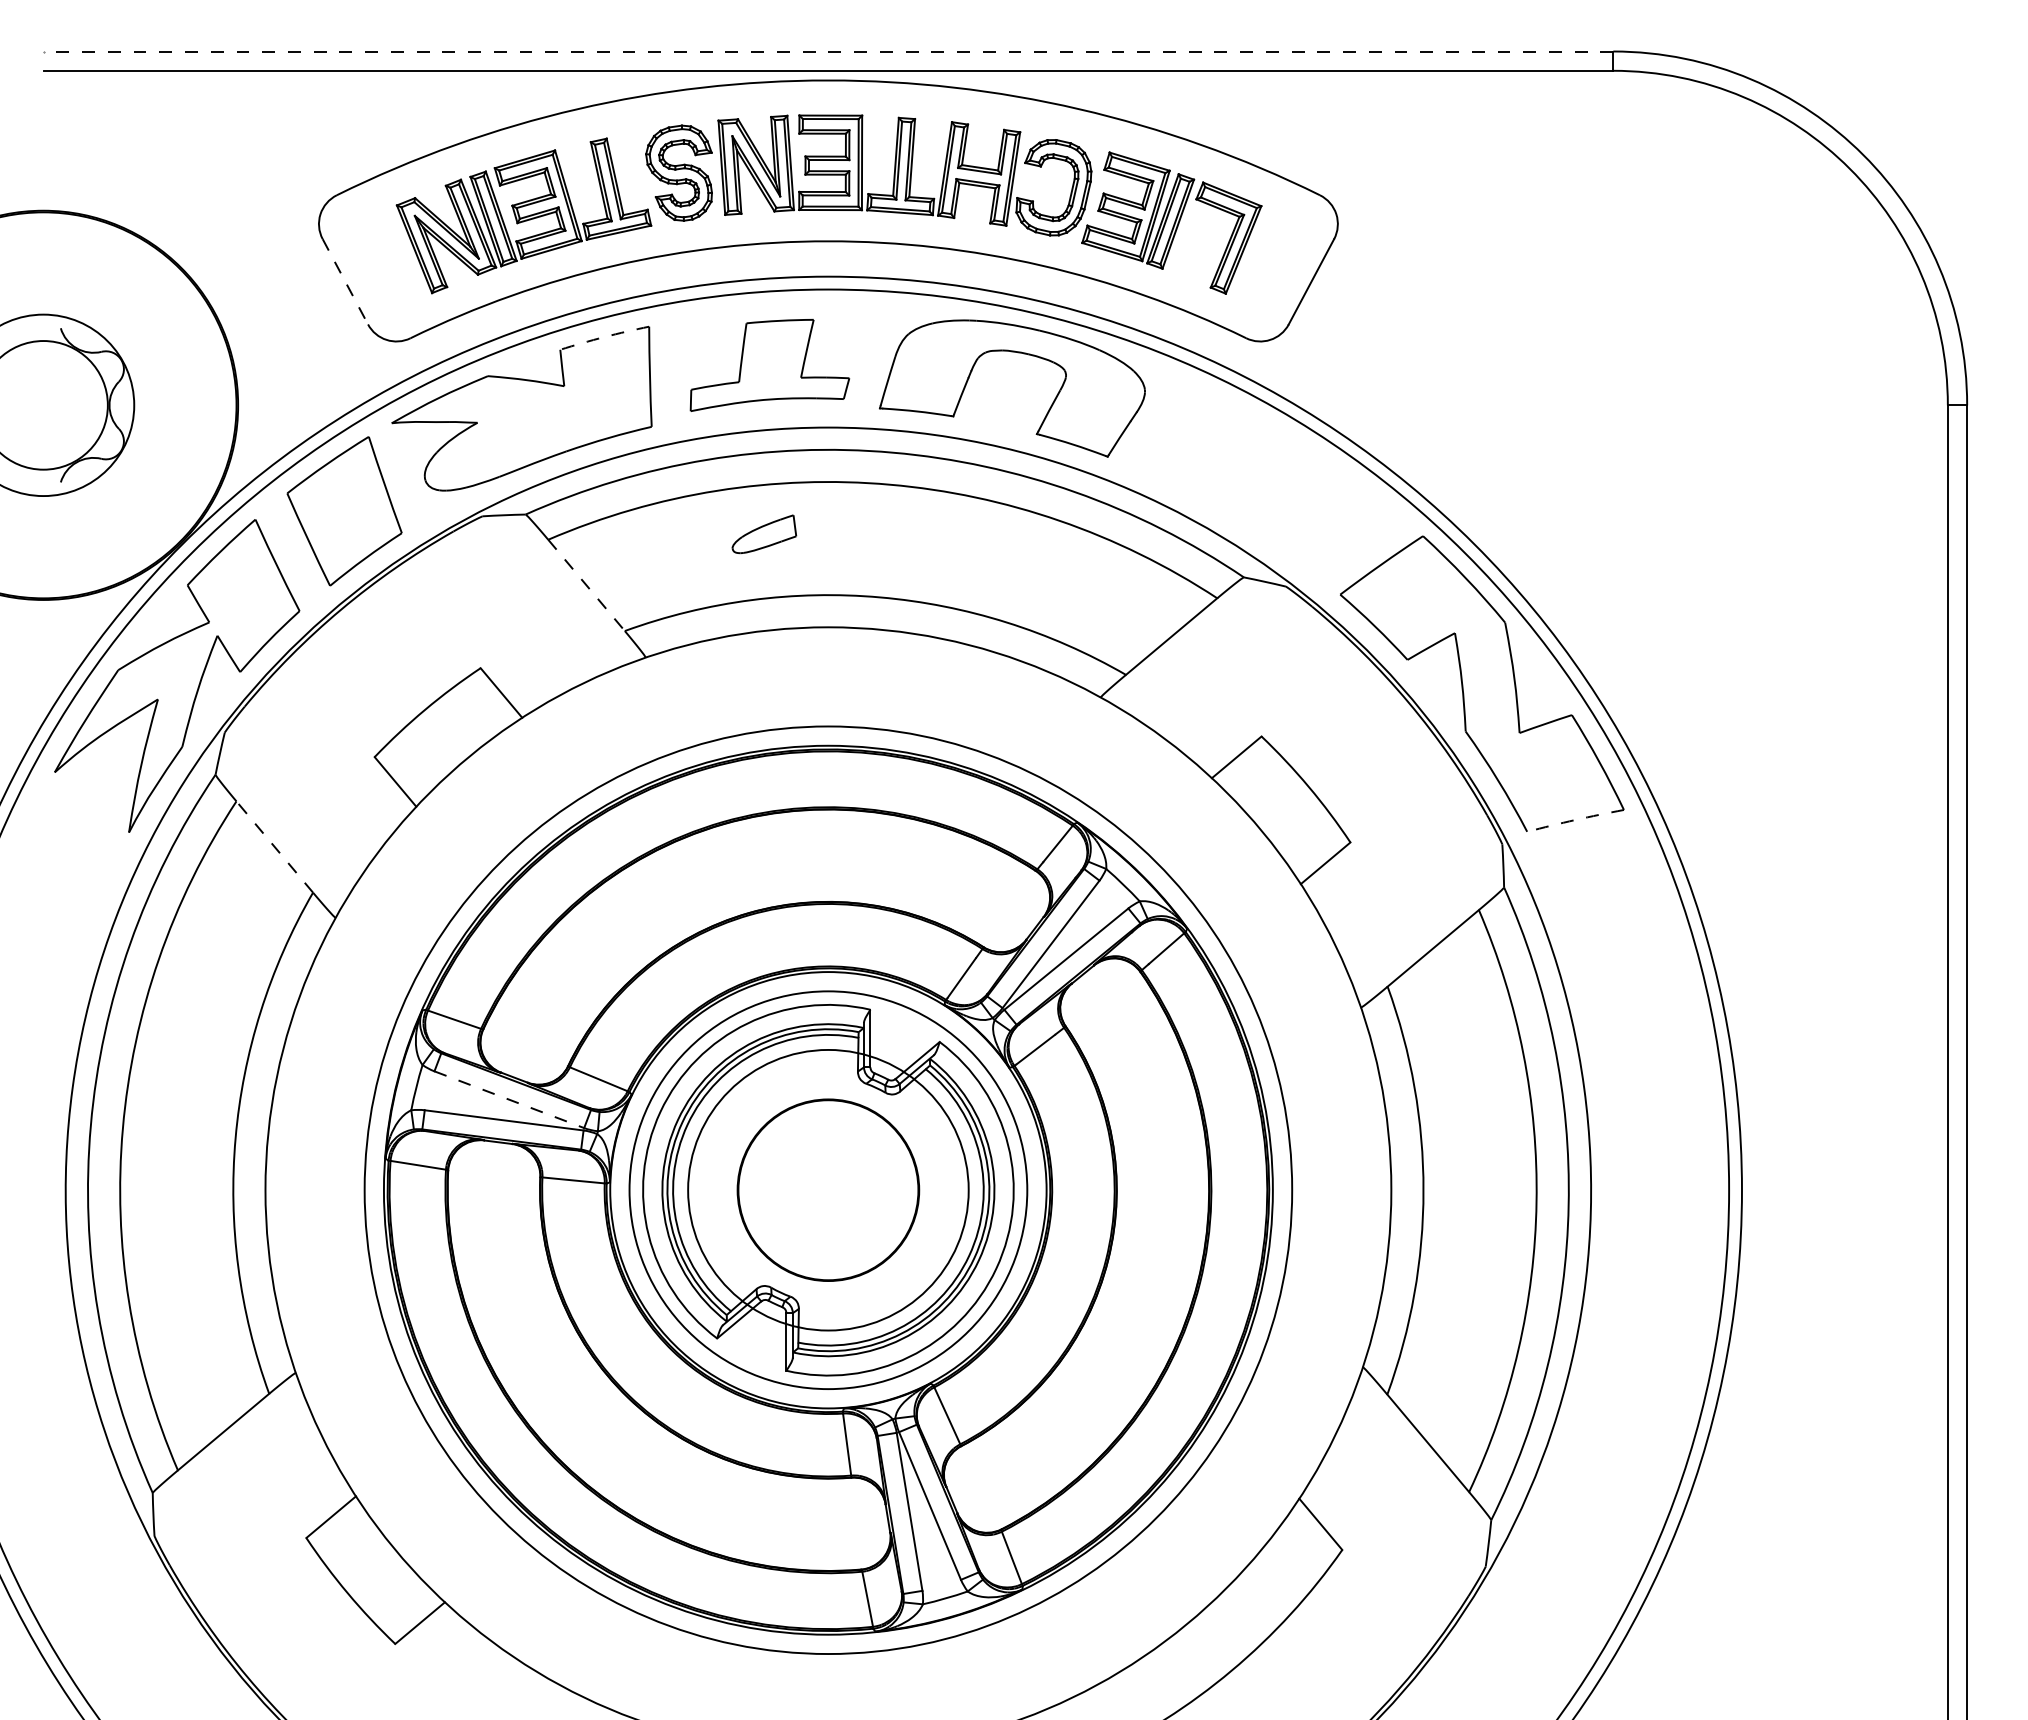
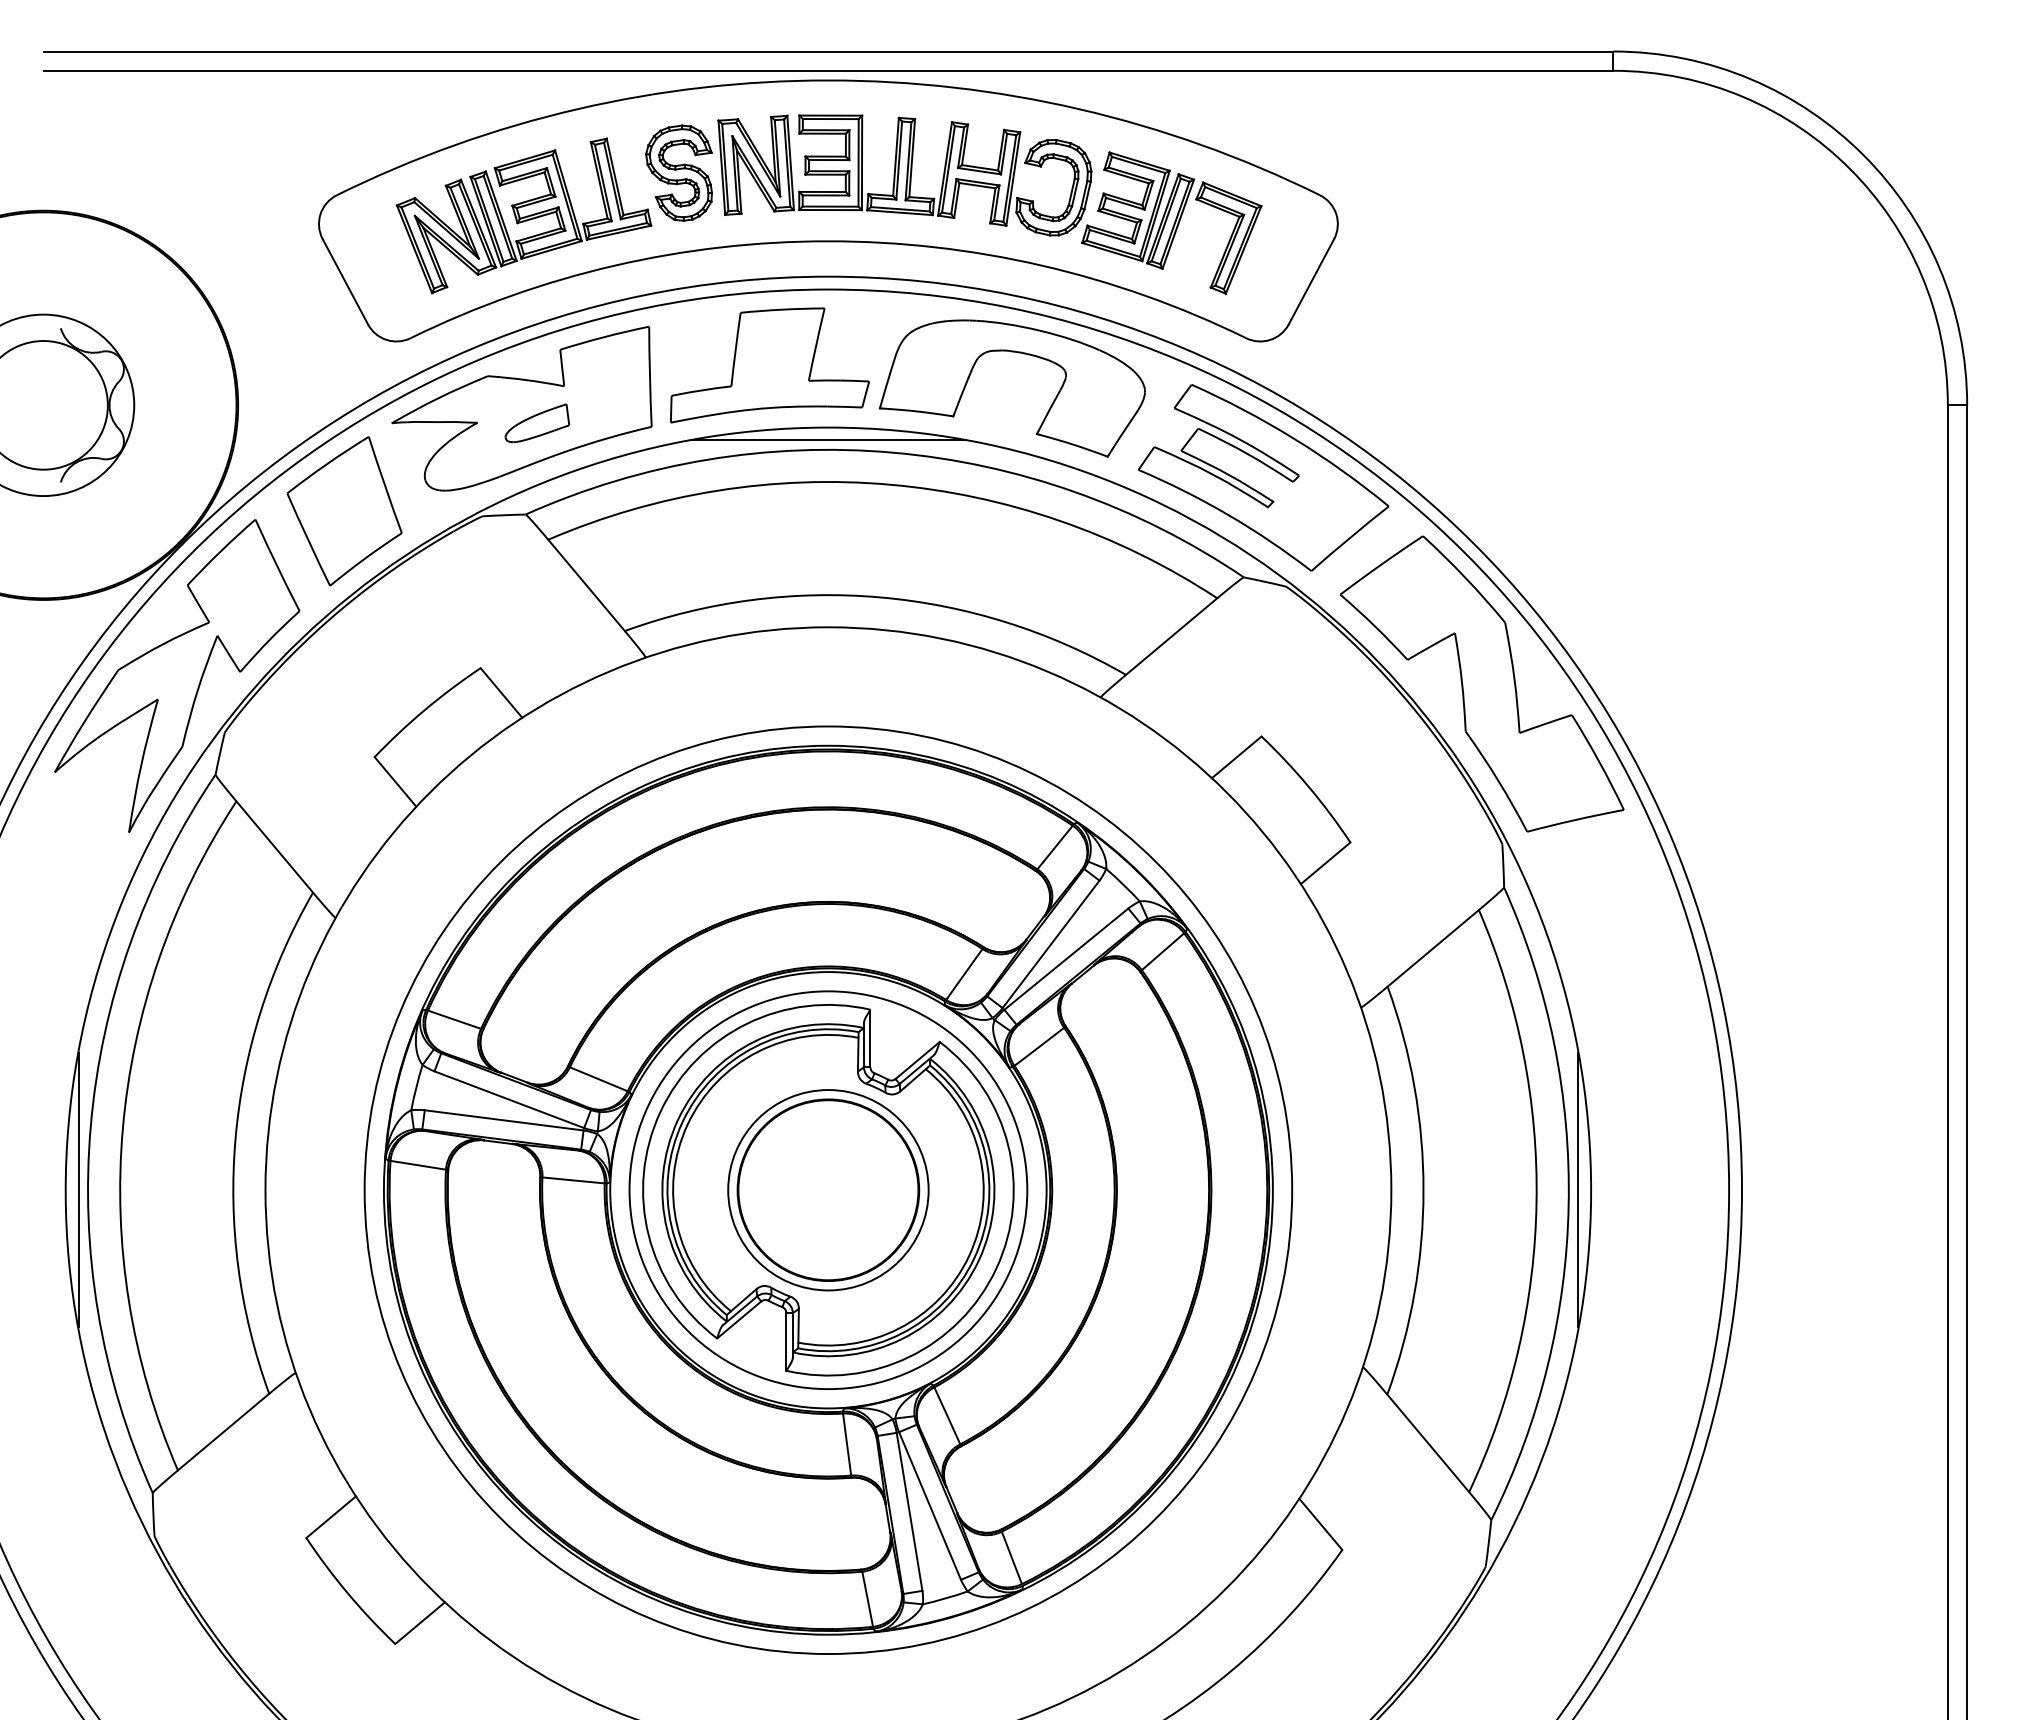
line: dashed -> solid (828, 51)
line: dashed -> solid (345, 282)
arc: dashed -> solid (604, 337)
part size: 162x93 px -> 200x117 px (769, 365)
line: none -> present (828, 440)
part: none -> present (1263, 477)
part position: (764, 534) -> (537, 423) (537, 423)
line: dashed -> solid (586, 585)
arc: dashed -> solid (1575, 820)
line: dashed -> solid (274, 847)
line: dashed -> solid (509, 1099)
circle diameter: 281 px -> 200 px (828, 1190)
line: none -> present (78, 1190)
line: none -> present (1578, 1190)
